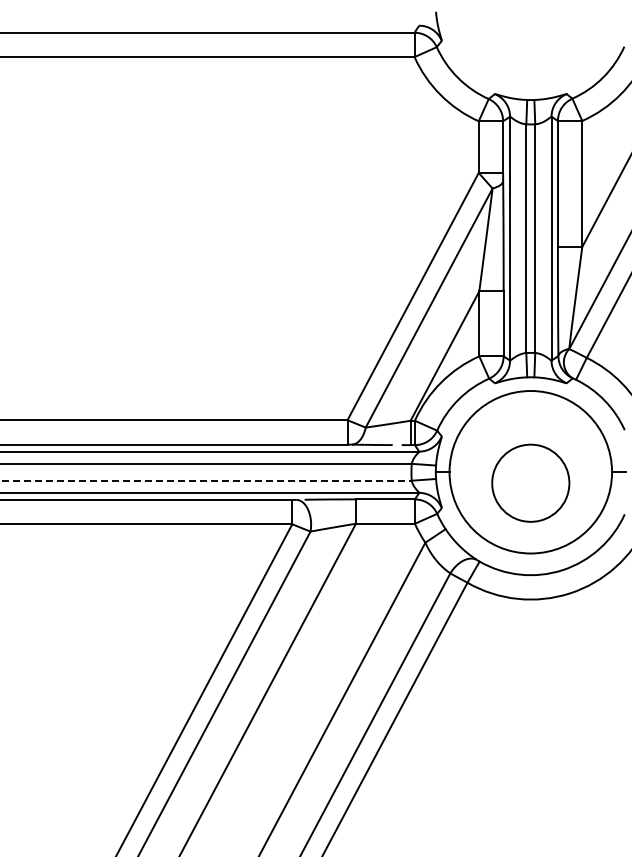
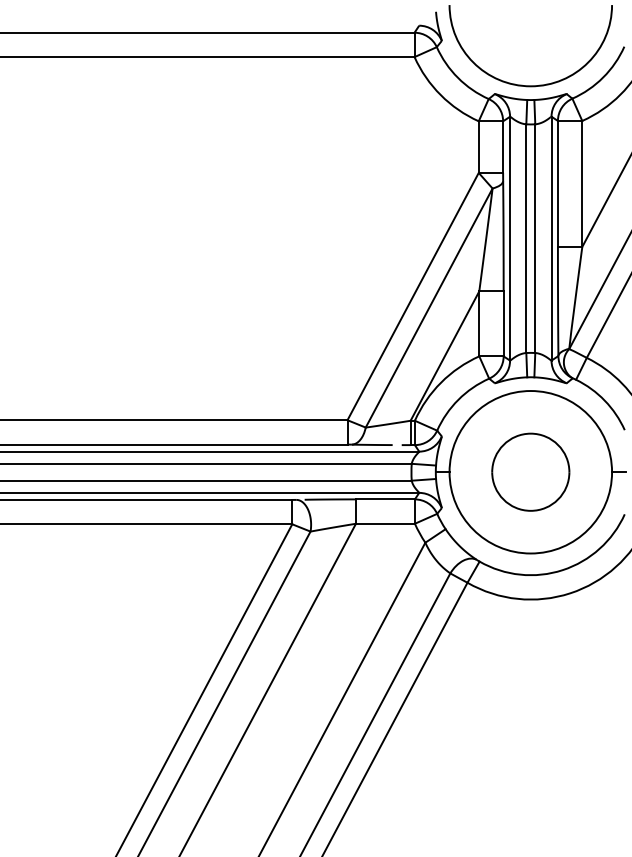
arc: none -> present (522, 84)
line: dashed -> solid (206, 480)
part position: (530, 482) -> (530, 471) (530, 471)
